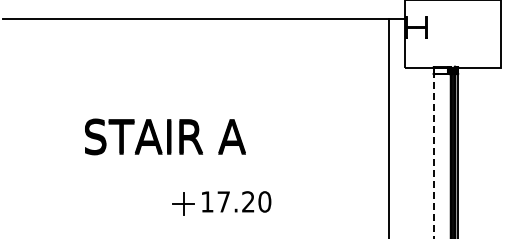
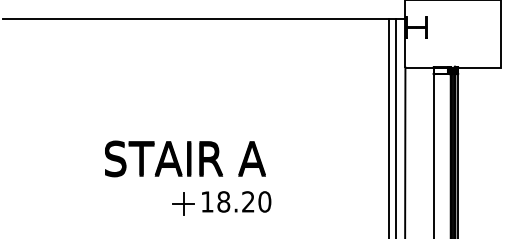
line: none -> present (395, 126)
text position: (165, 136) -> (185, 158) (185, 158)
line: none -> present (405, 151)
line: dashed -> solid (433, 155)
text: 17.20 -> 18.20 (223, 201)
